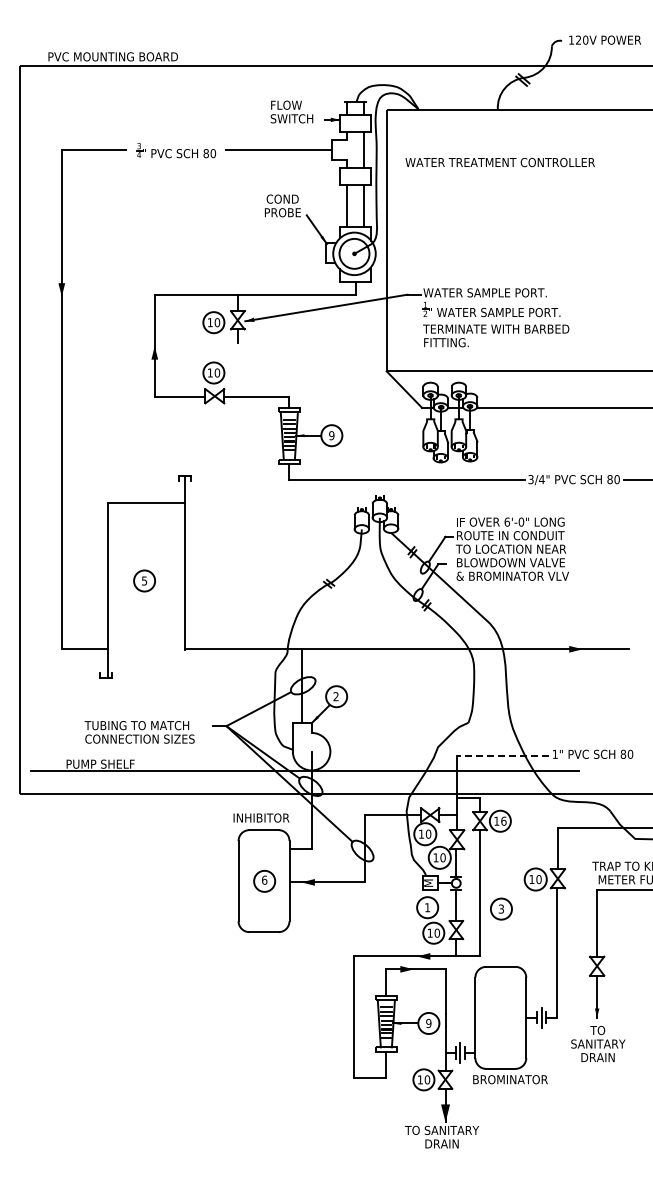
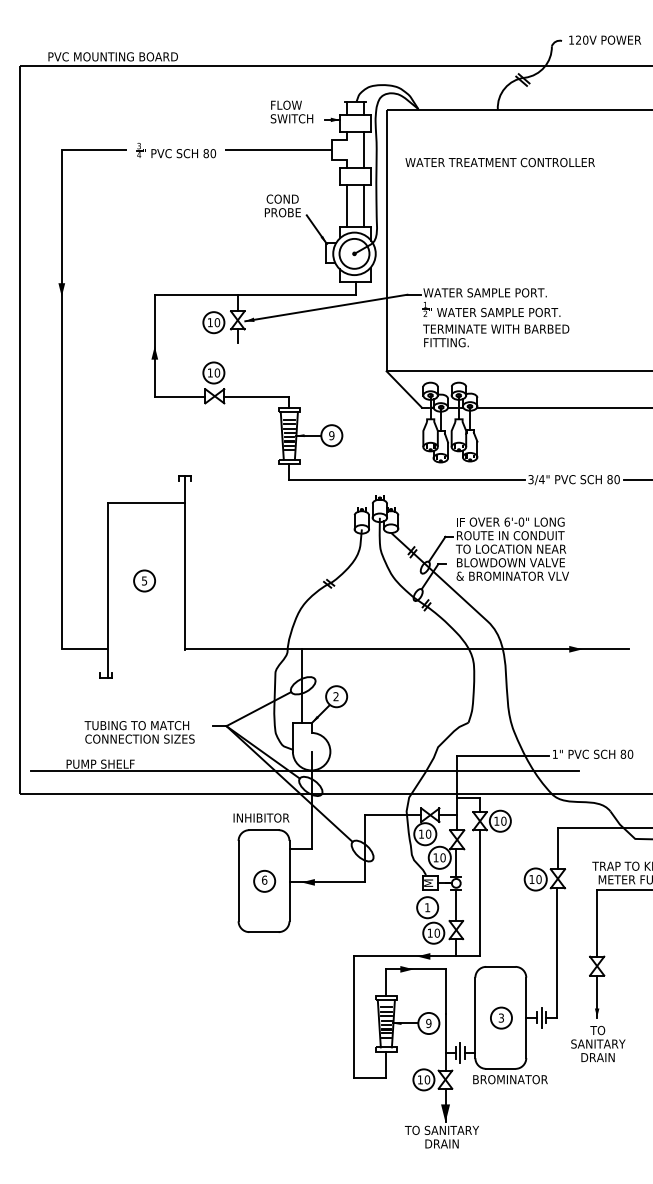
line: dashed -> solid (502, 755)
text: 16 -> 10 (503, 820)
part position: (501, 908) -> (501, 1017) (501, 1017)
